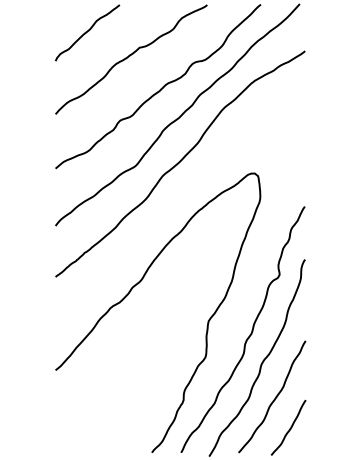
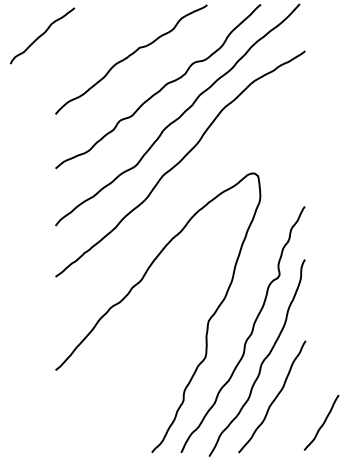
curve position: (87, 32) -> (42, 35) (42, 35)
curve position: (289, 428) -> (322, 423) (322, 423)
